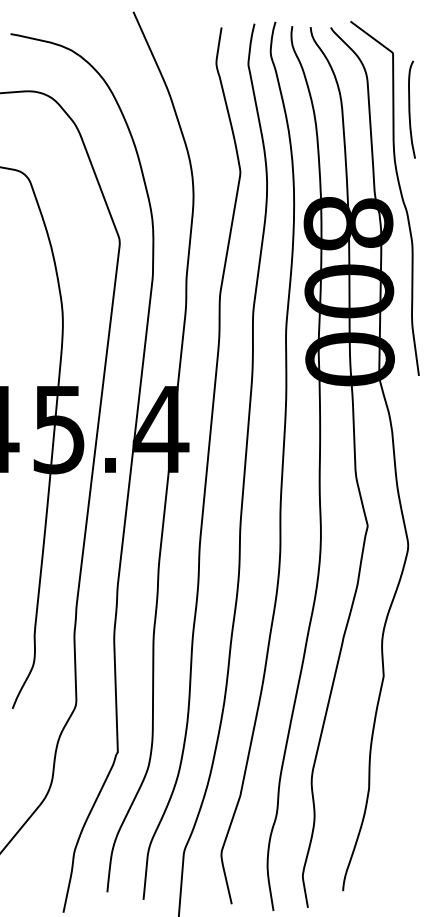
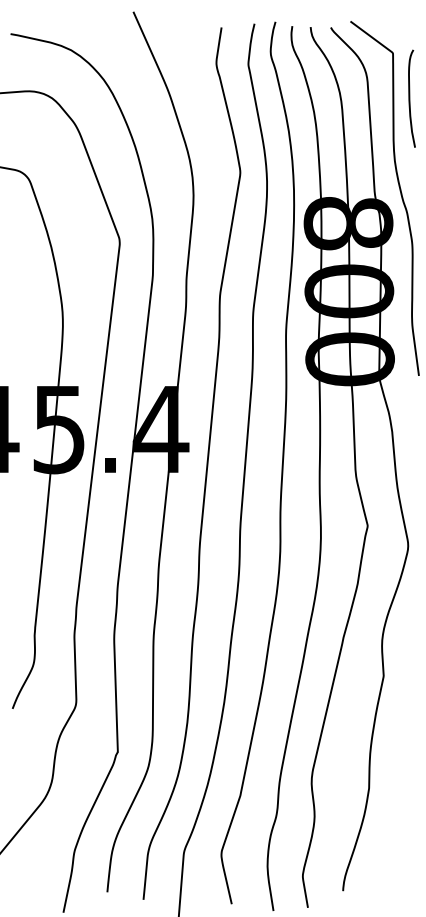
curve position: (410, 109) -> (410, 98) (410, 98)
